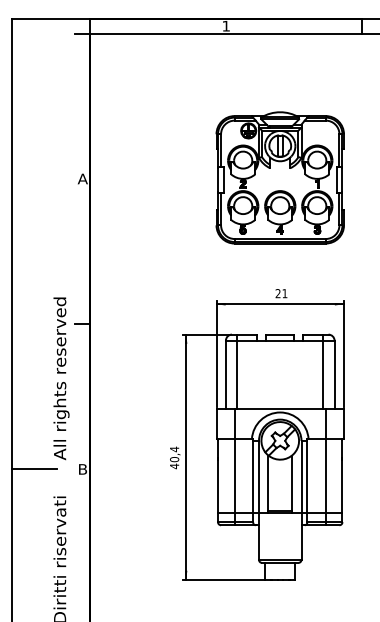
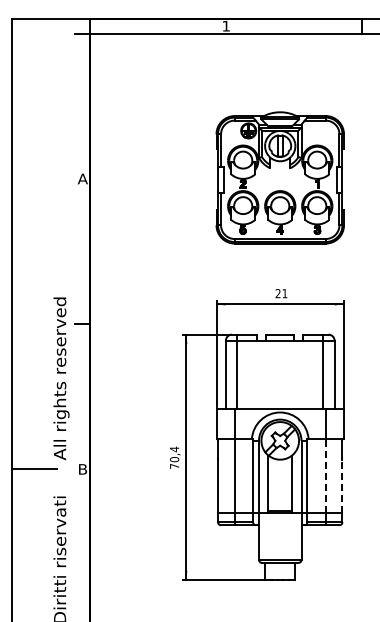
text: 40,4 -> 70,4 (174, 466)
line: solid -> dashed (325, 475)
line: solid -> dashed (342, 486)
